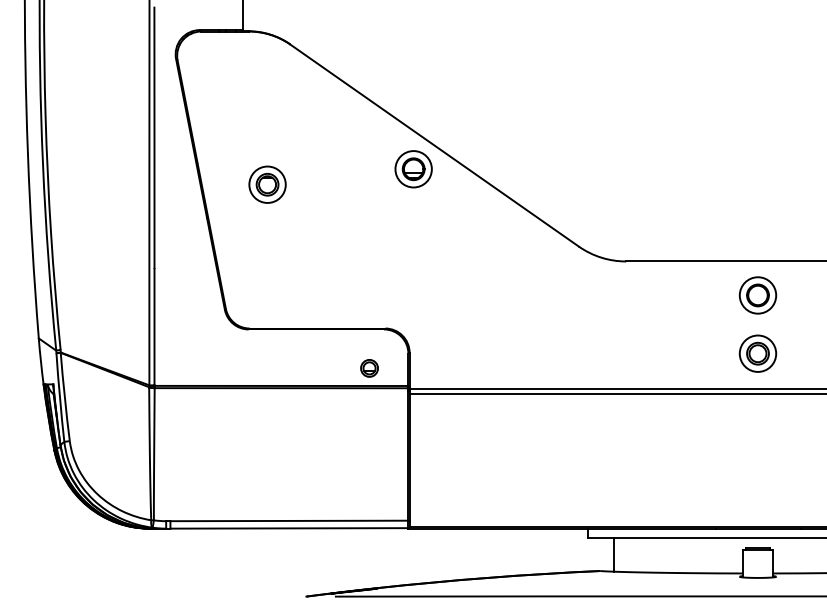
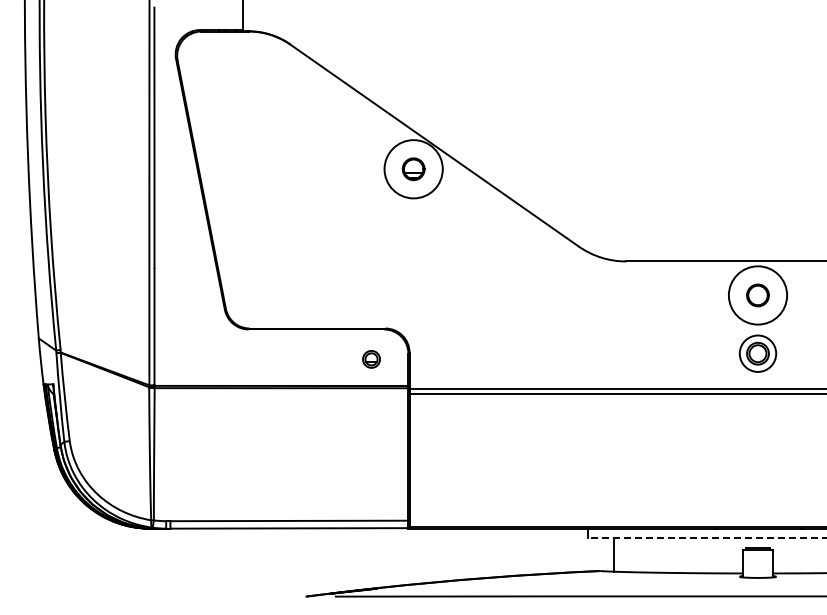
circle diameter: 36 px -> 58 px (413, 169)
part: present -> none (267, 184)
circle diameter: 36 px -> 58 px (757, 295)
part position: (369, 368) -> (371, 359) (371, 359)
line: solid -> dashed (707, 538)
